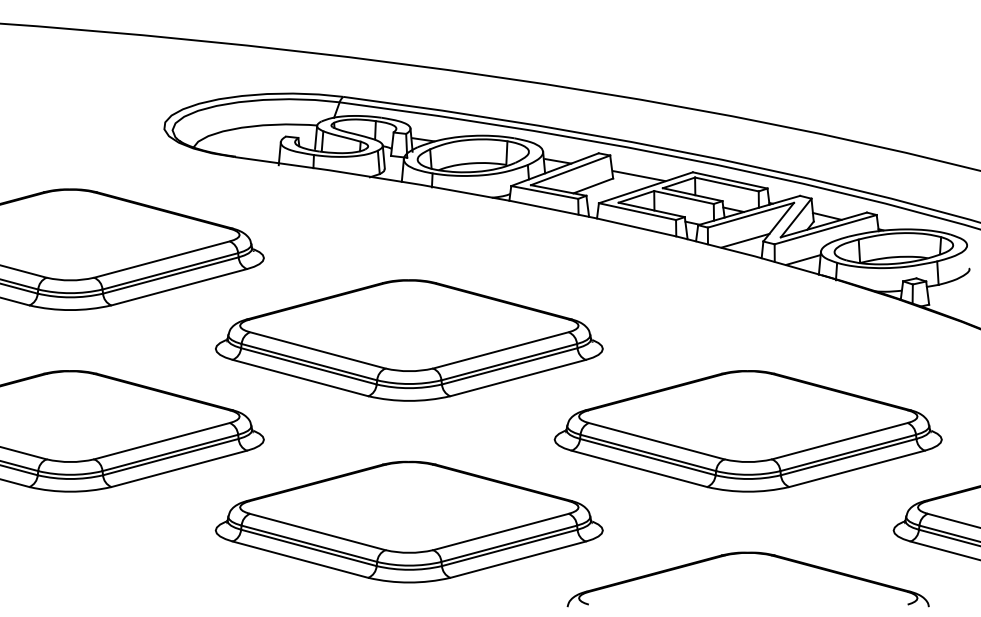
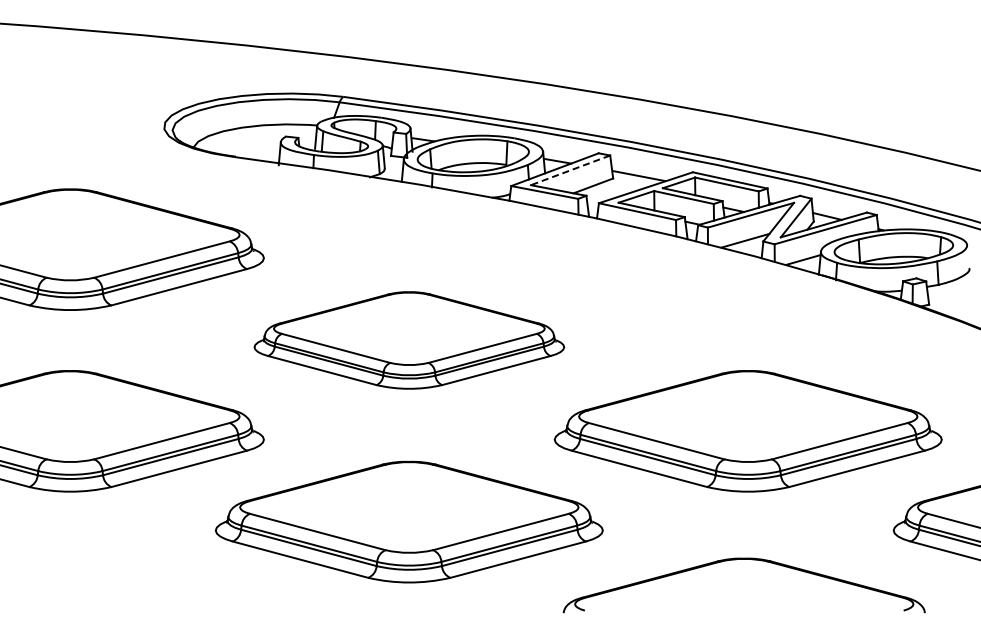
line: solid -> dashed (570, 170)
part size: 389x123 px -> 313x99 px (409, 340)
part position: (740, 554) -> (736, 560) (736, 560)
